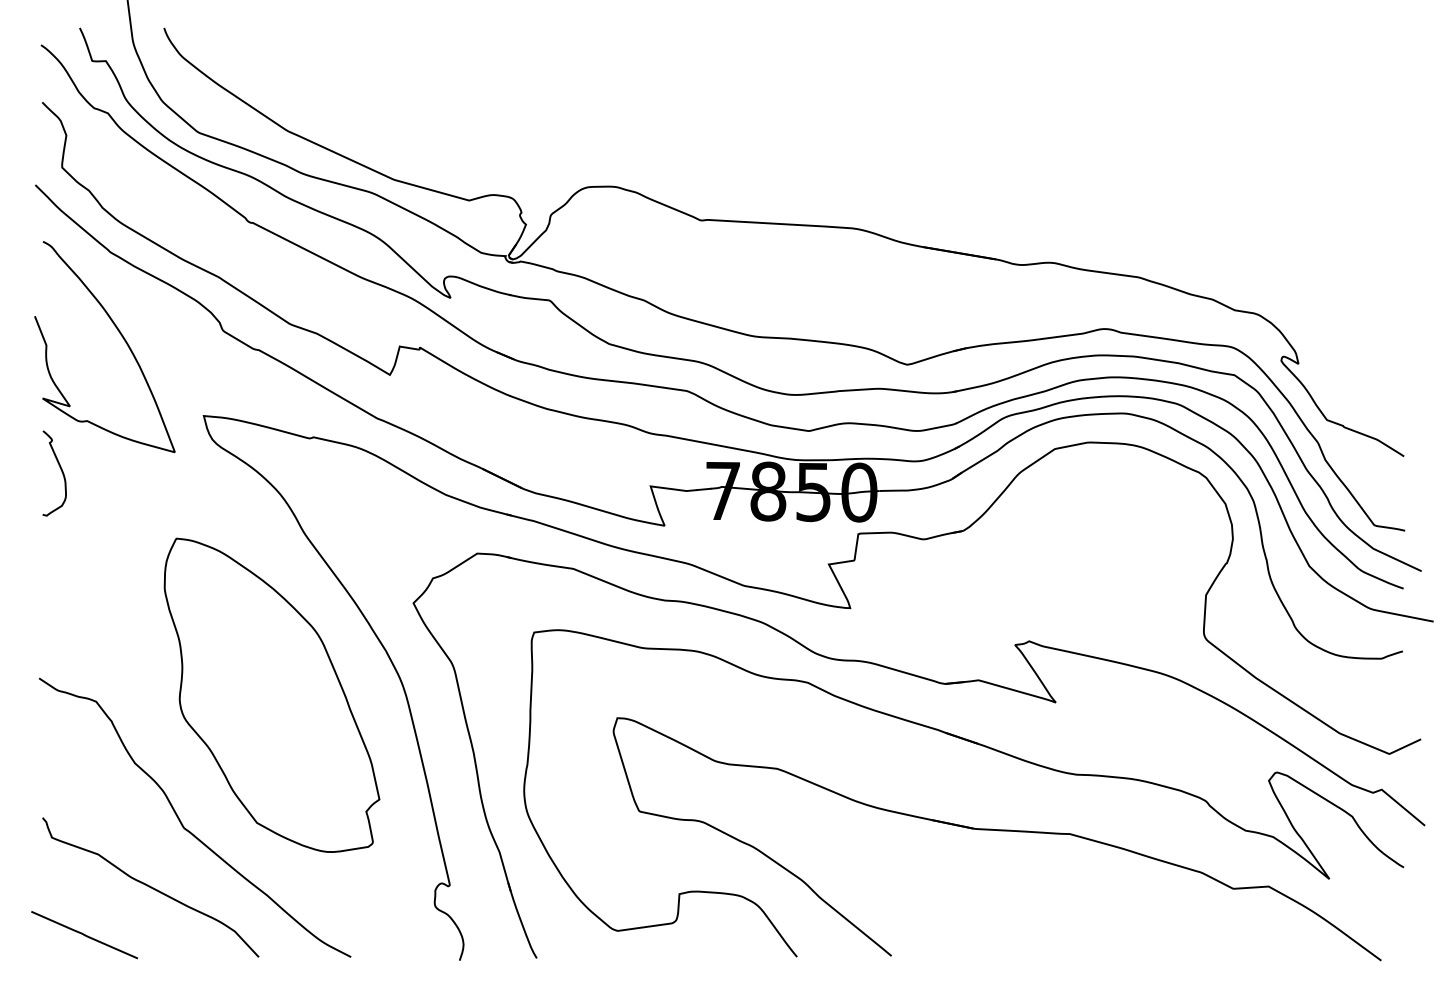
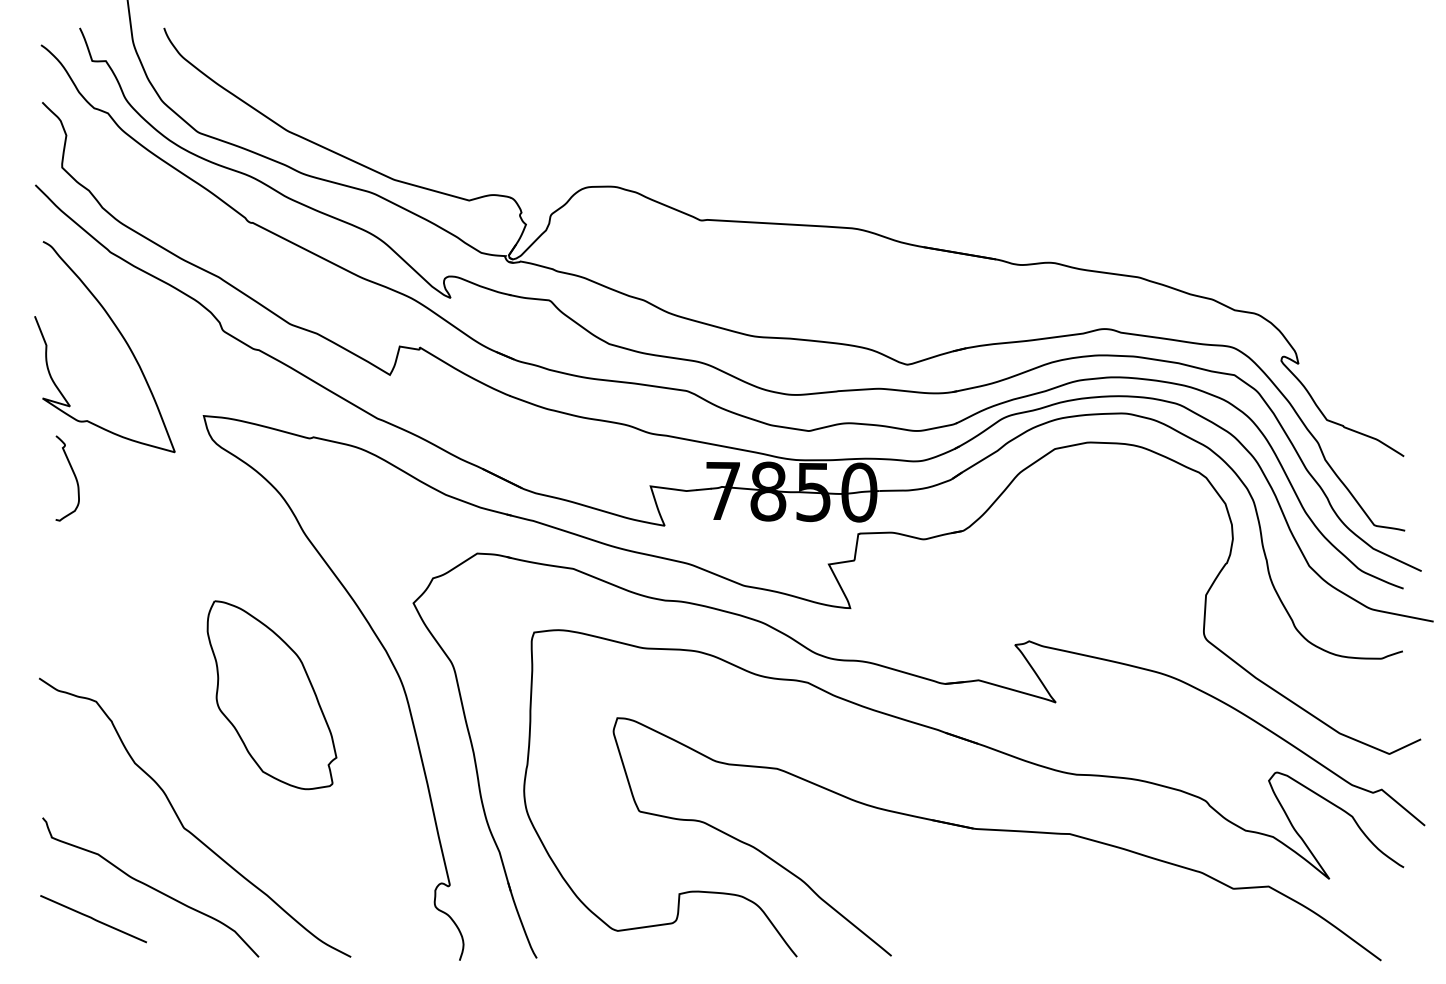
curve position: (61, 472) -> (74, 477) (74, 477)
part size: 218x316 px -> 132x191 px (271, 695)
line position: (84, 935) -> (93, 919) (93, 919)
